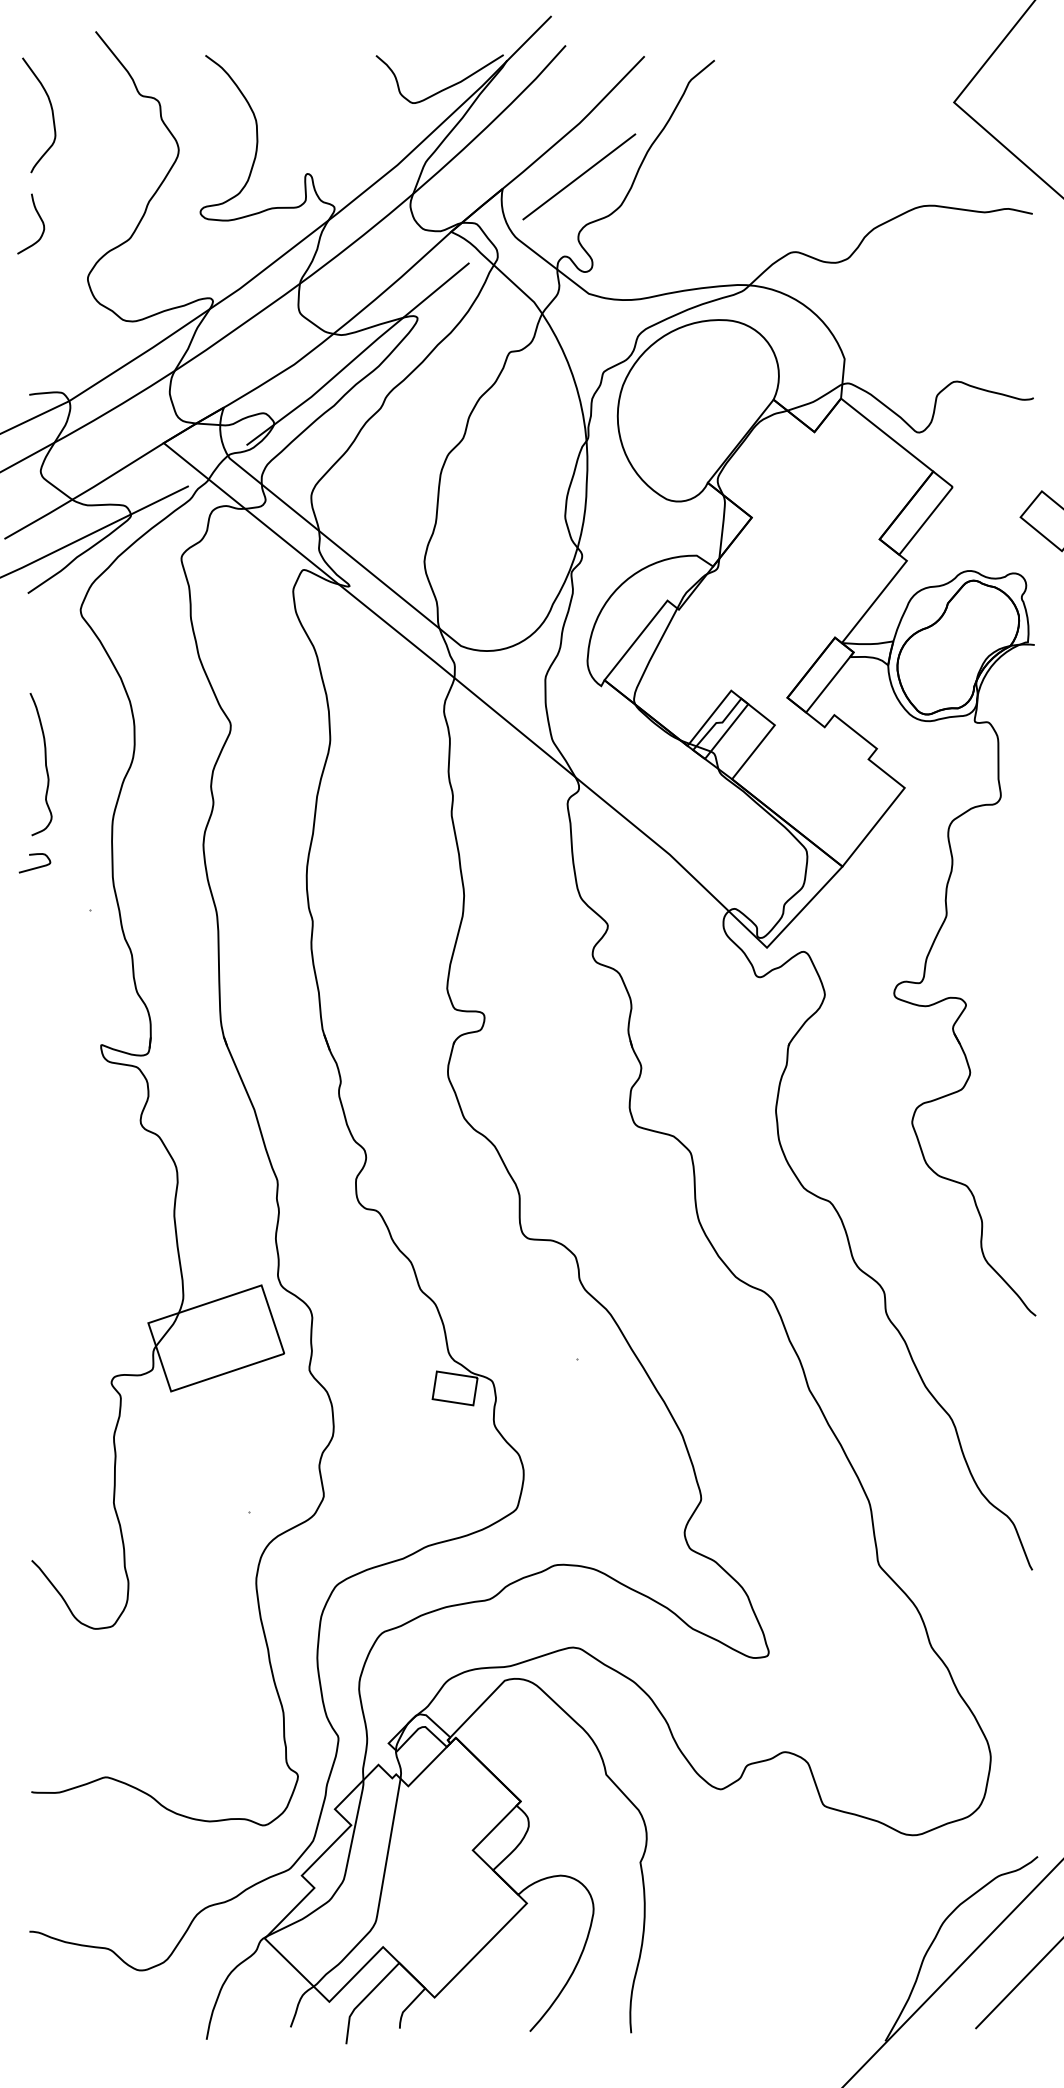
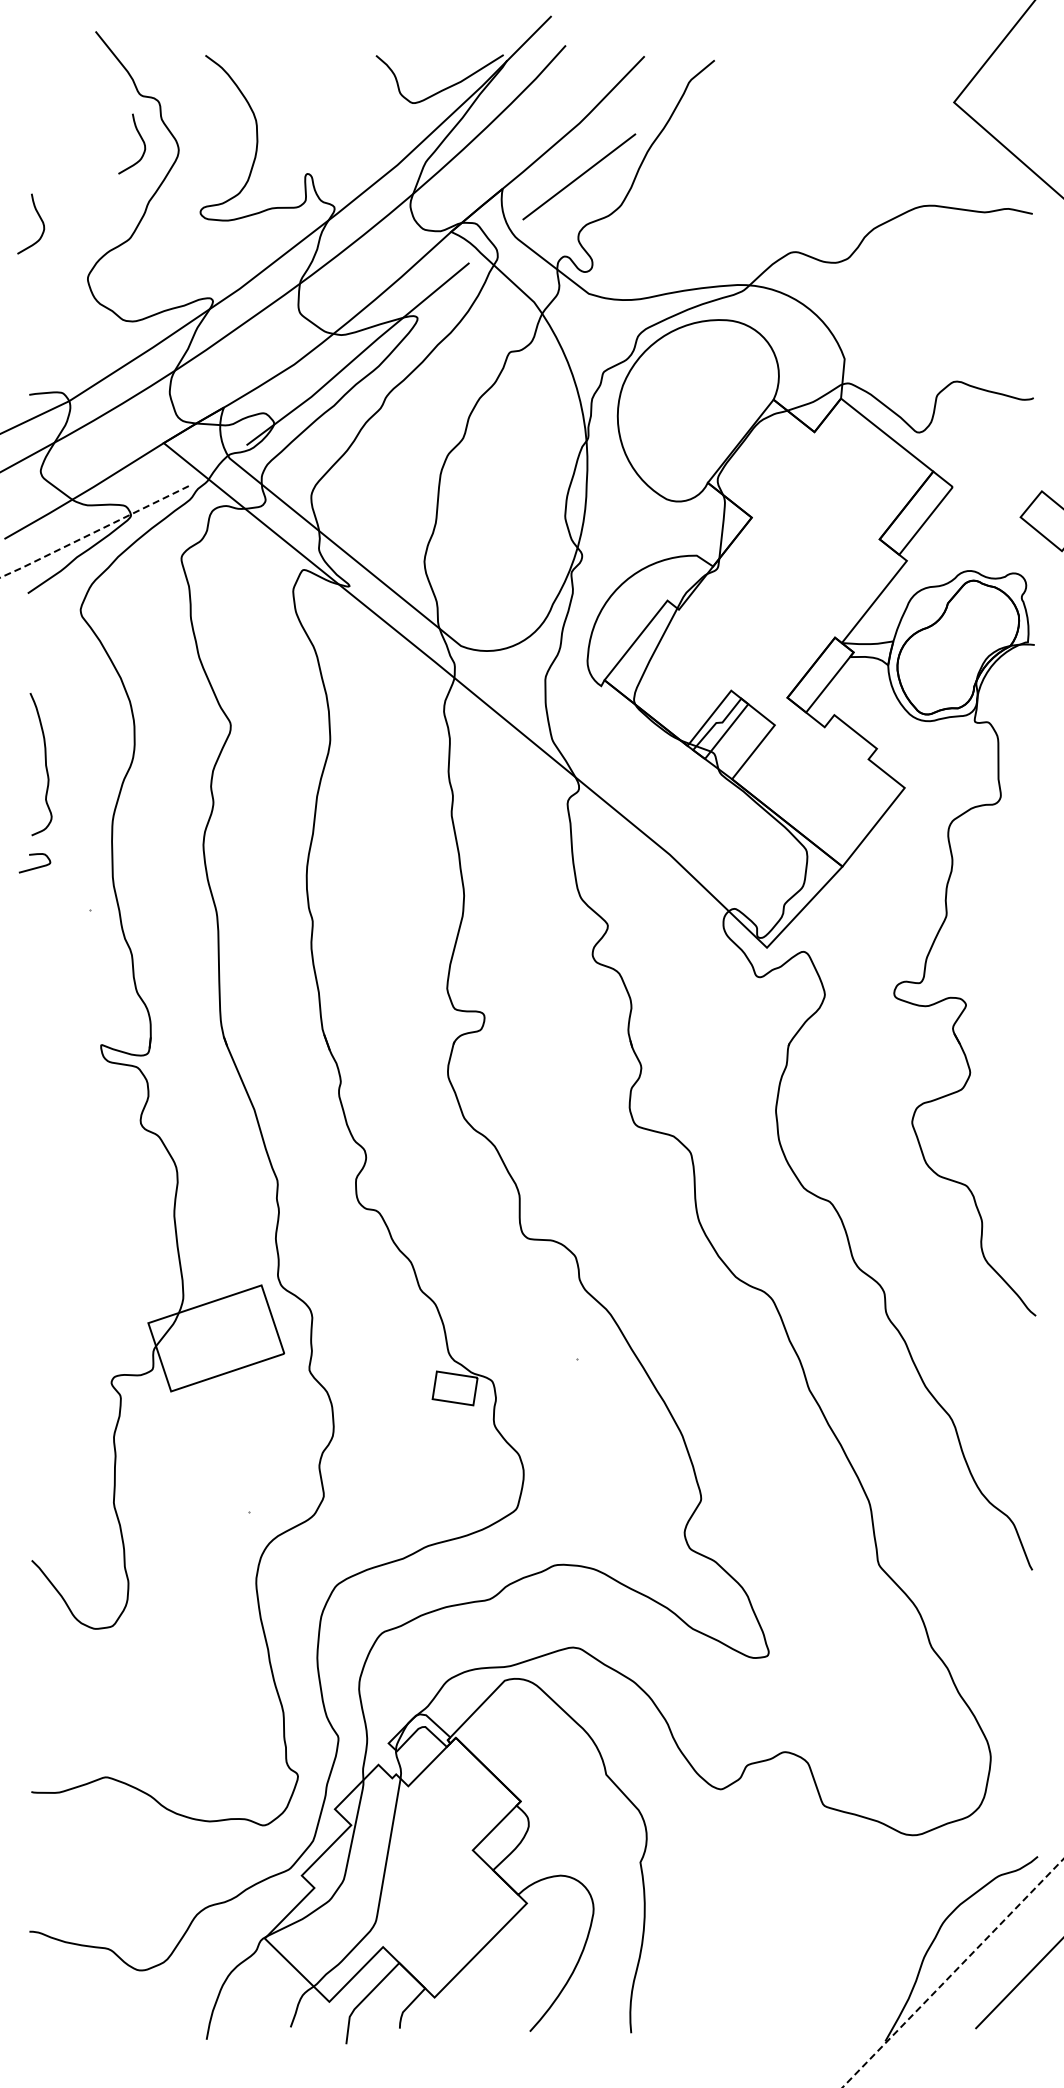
curve: present -> none (51, 112)
curve: none -> present (140, 138)
line: solid -> dashed (93, 532)
line: solid -> dashed (952, 1973)
